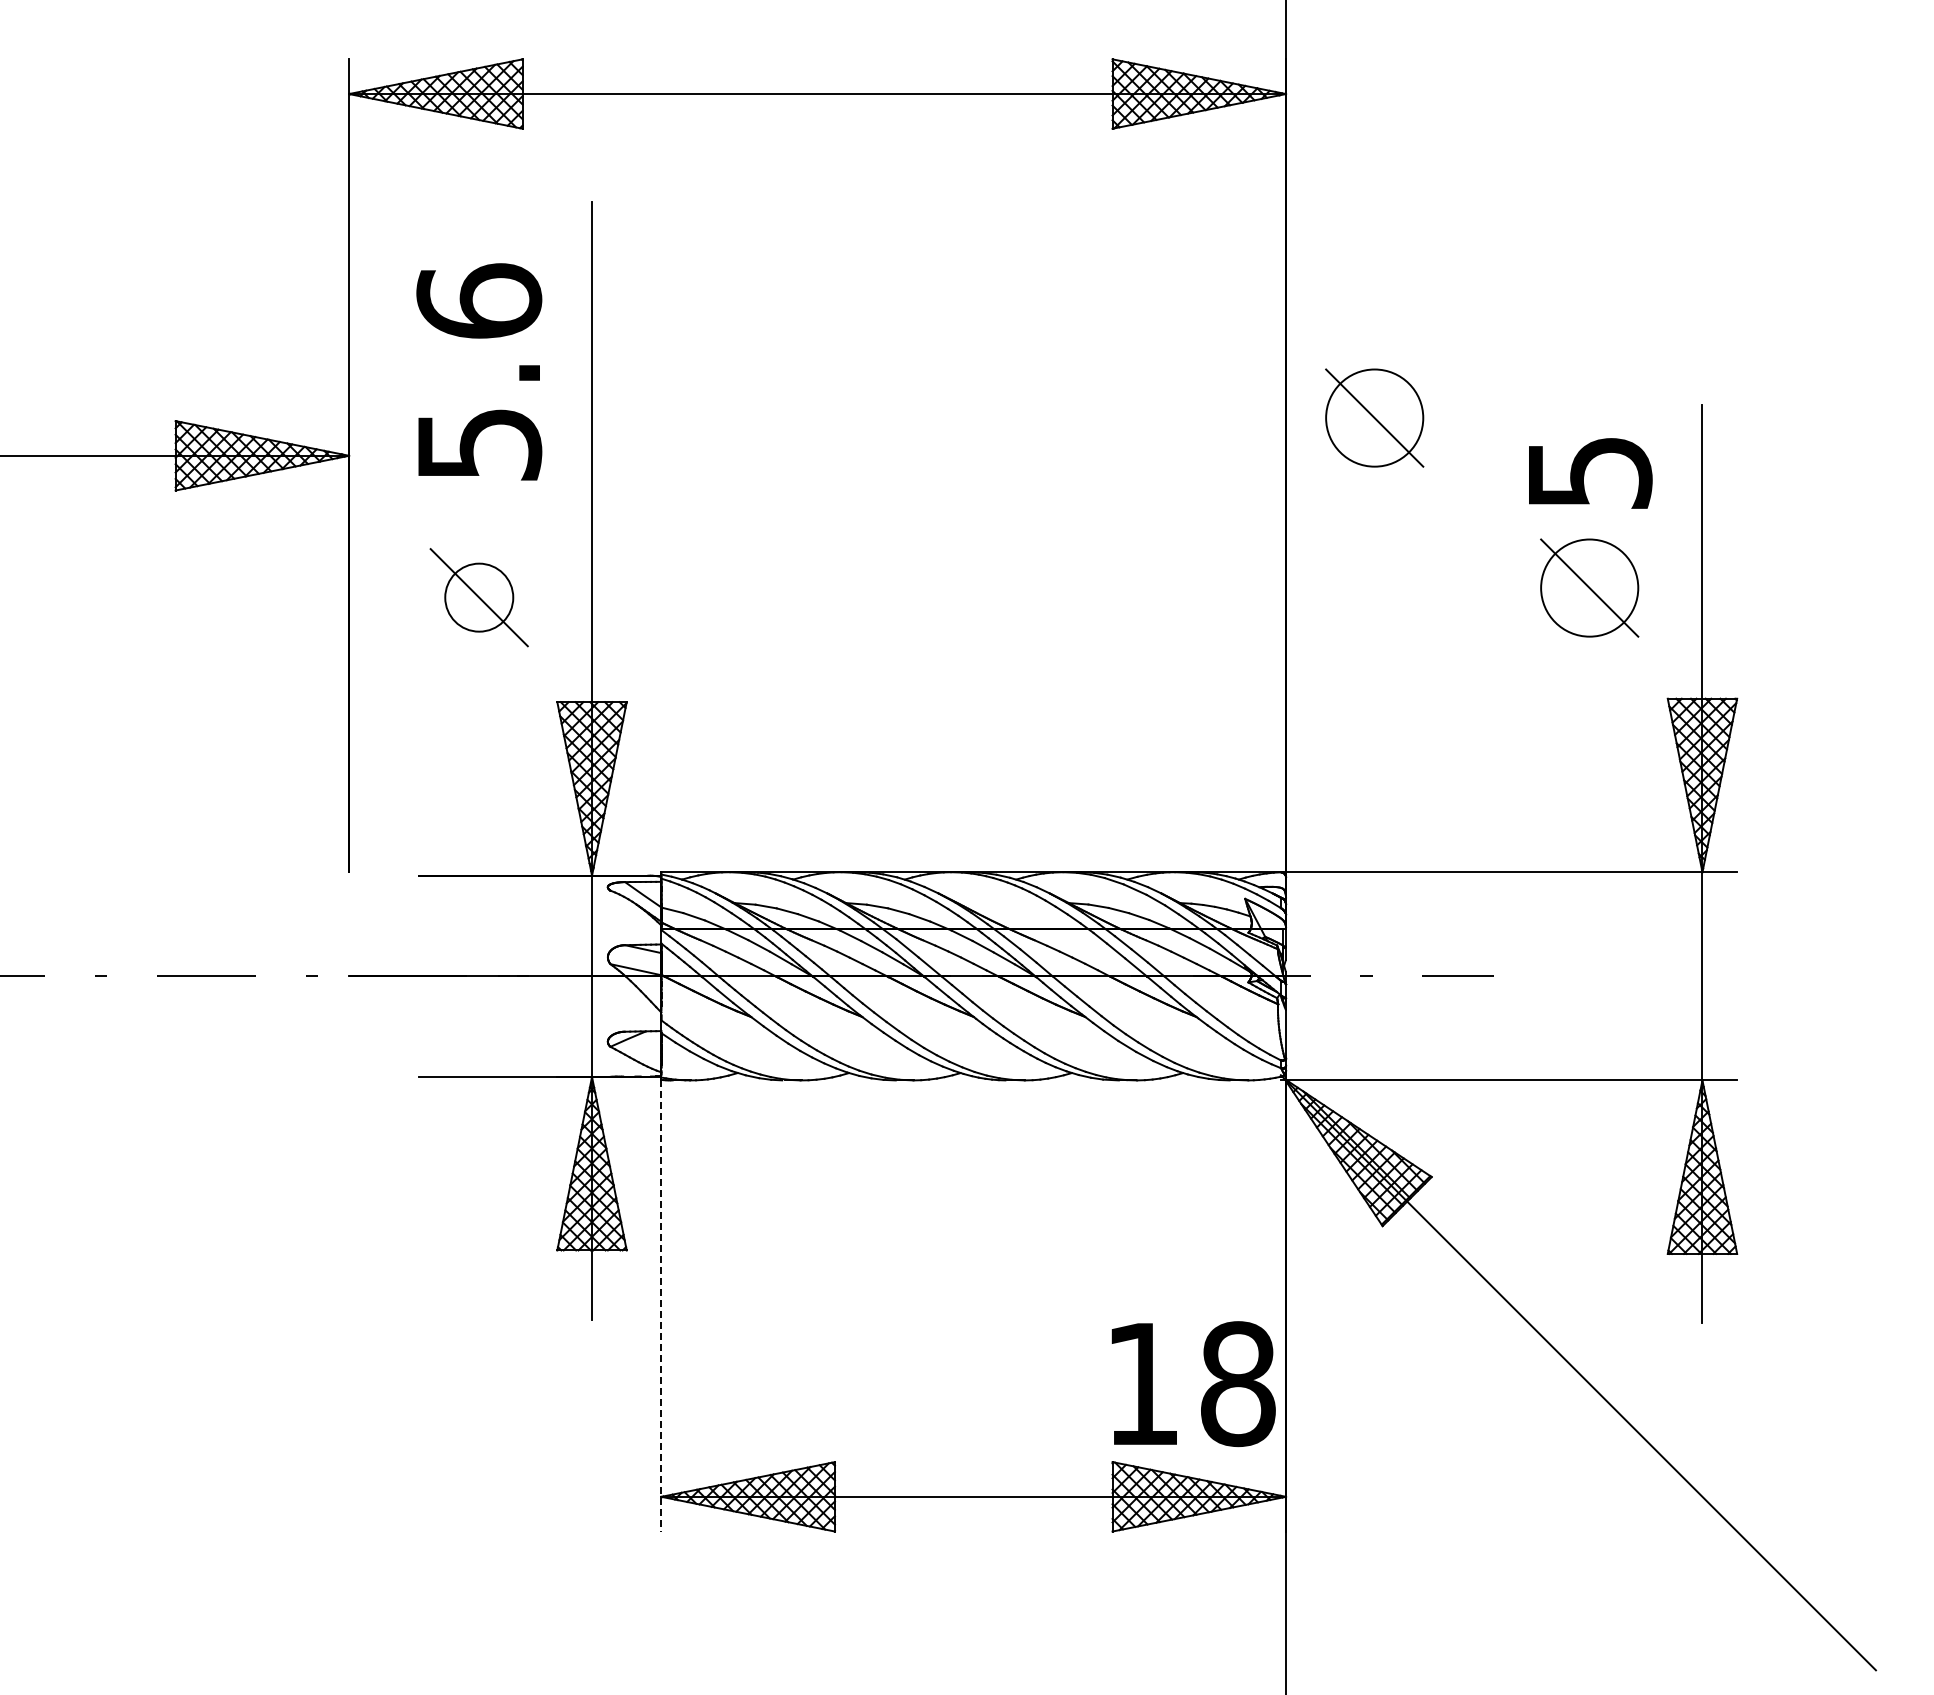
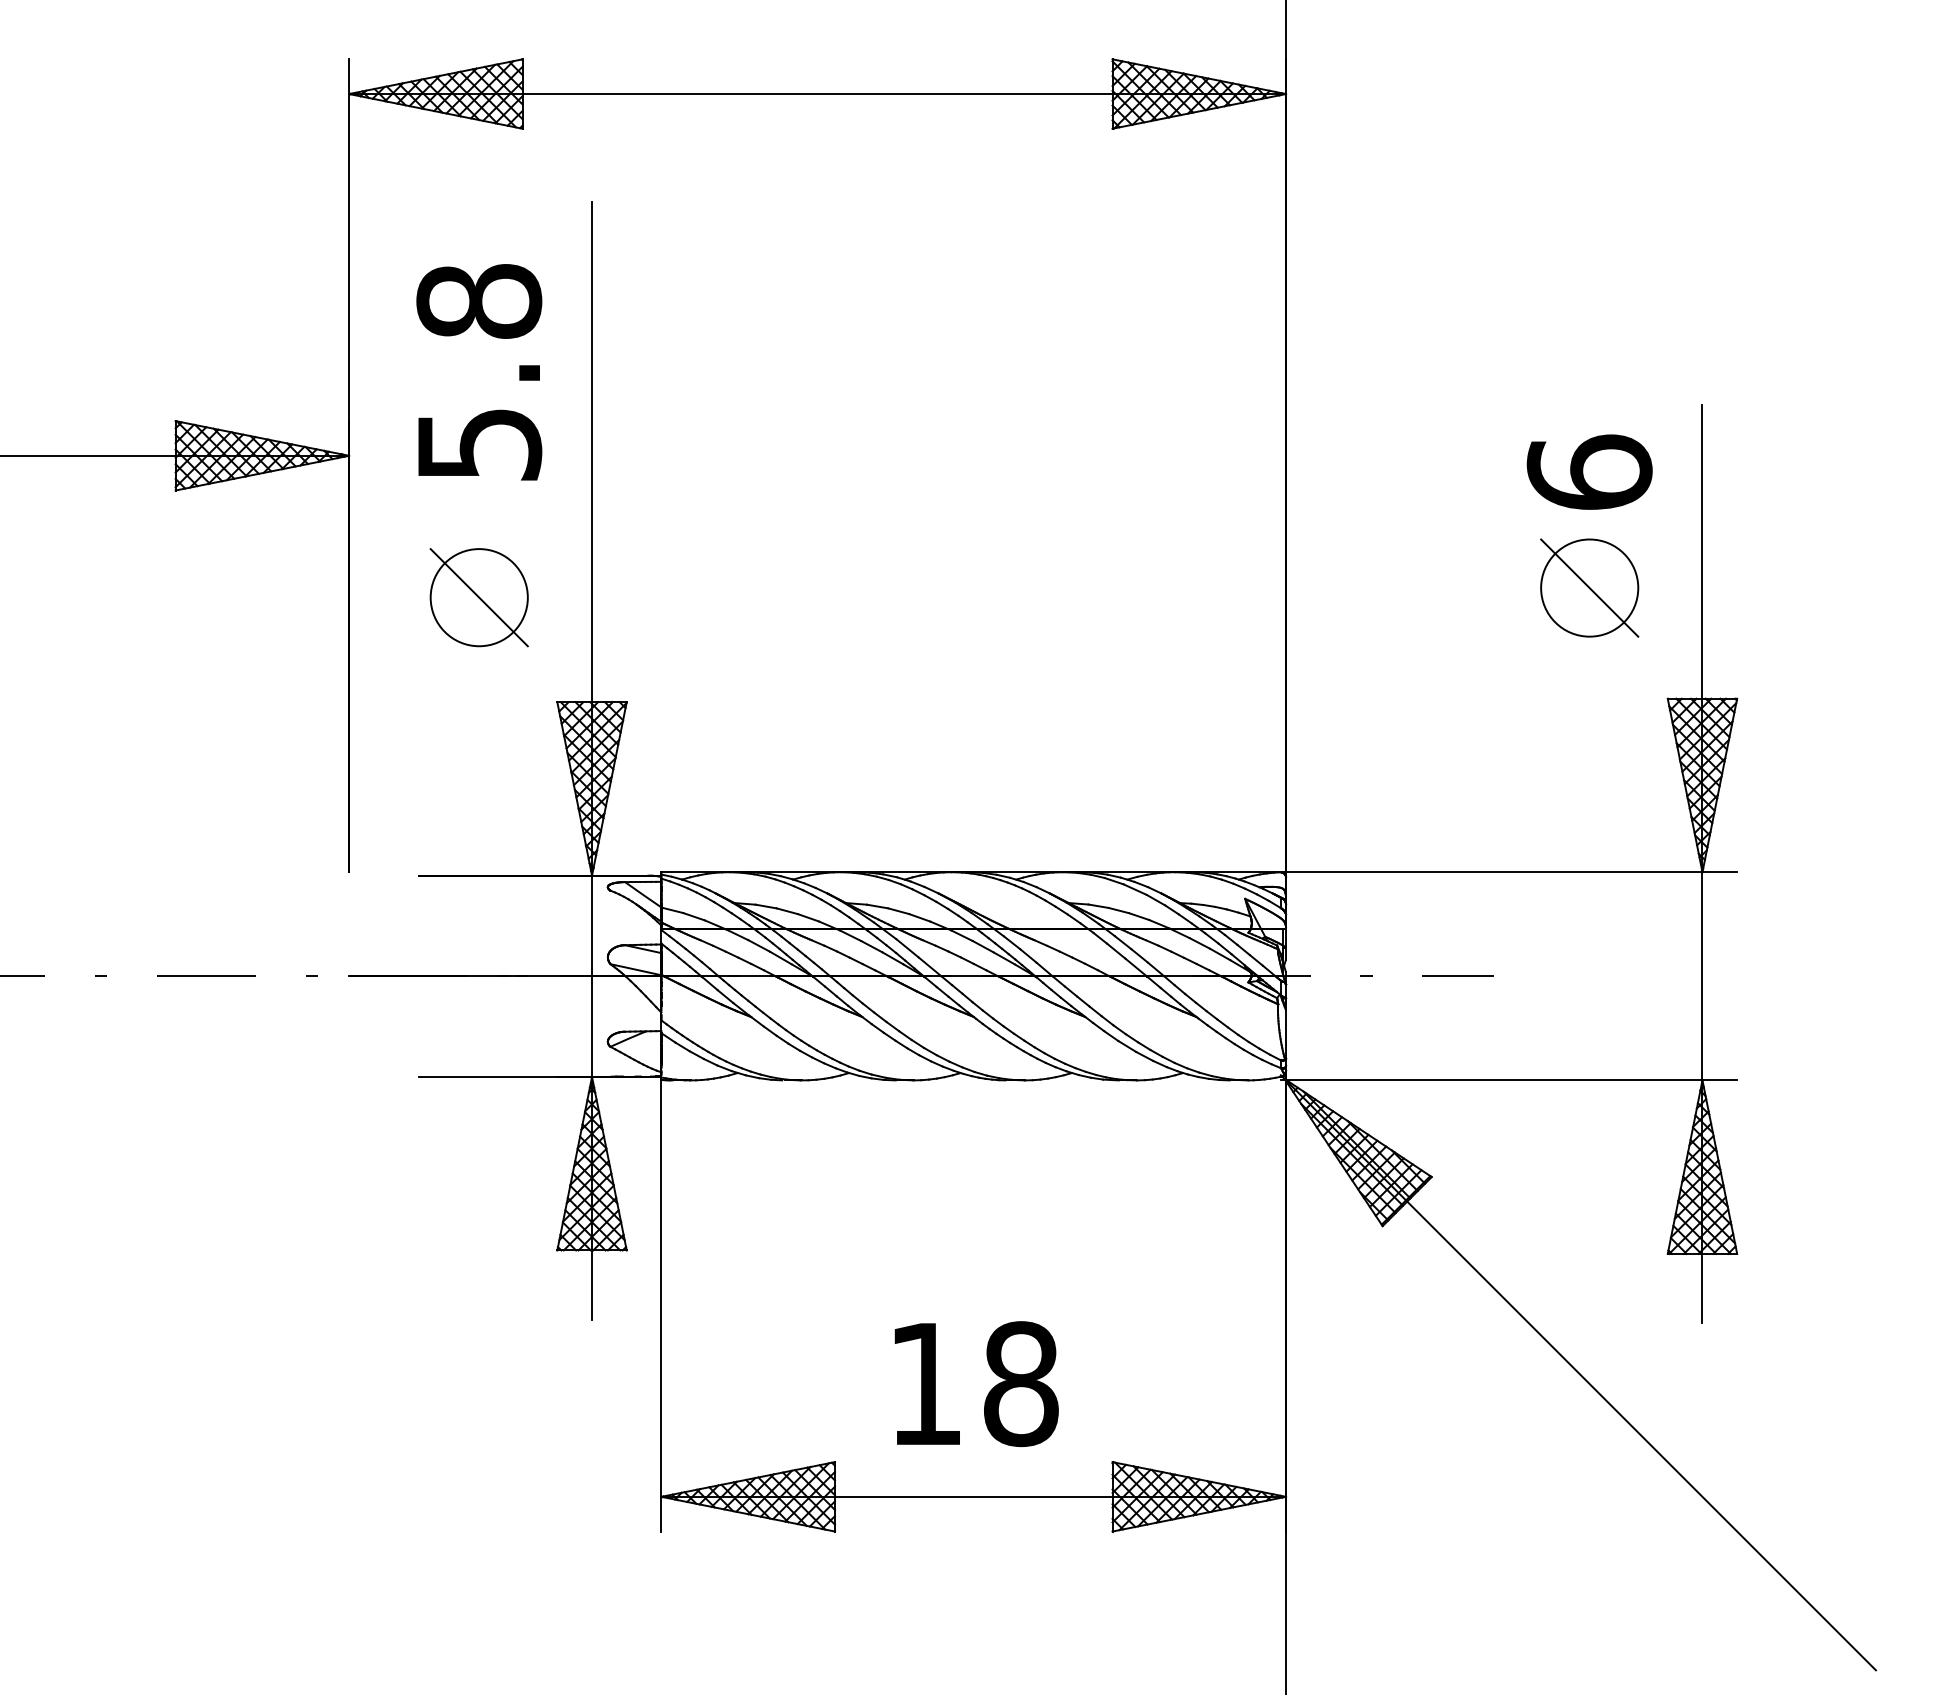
text: 5.6 -> 5.8 (479, 300)
part: present -> none (1374, 417)
text: 5 -> 6 (1589, 471)
circle diameter: 68 px -> 97 px (478, 597)
line: dashed -> solid (661, 1305)
text position: (1193, 1384) -> (976, 1384) (976, 1384)
